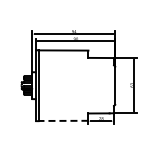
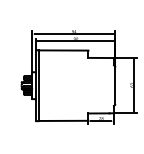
line: dashed -> solid (63, 120)
